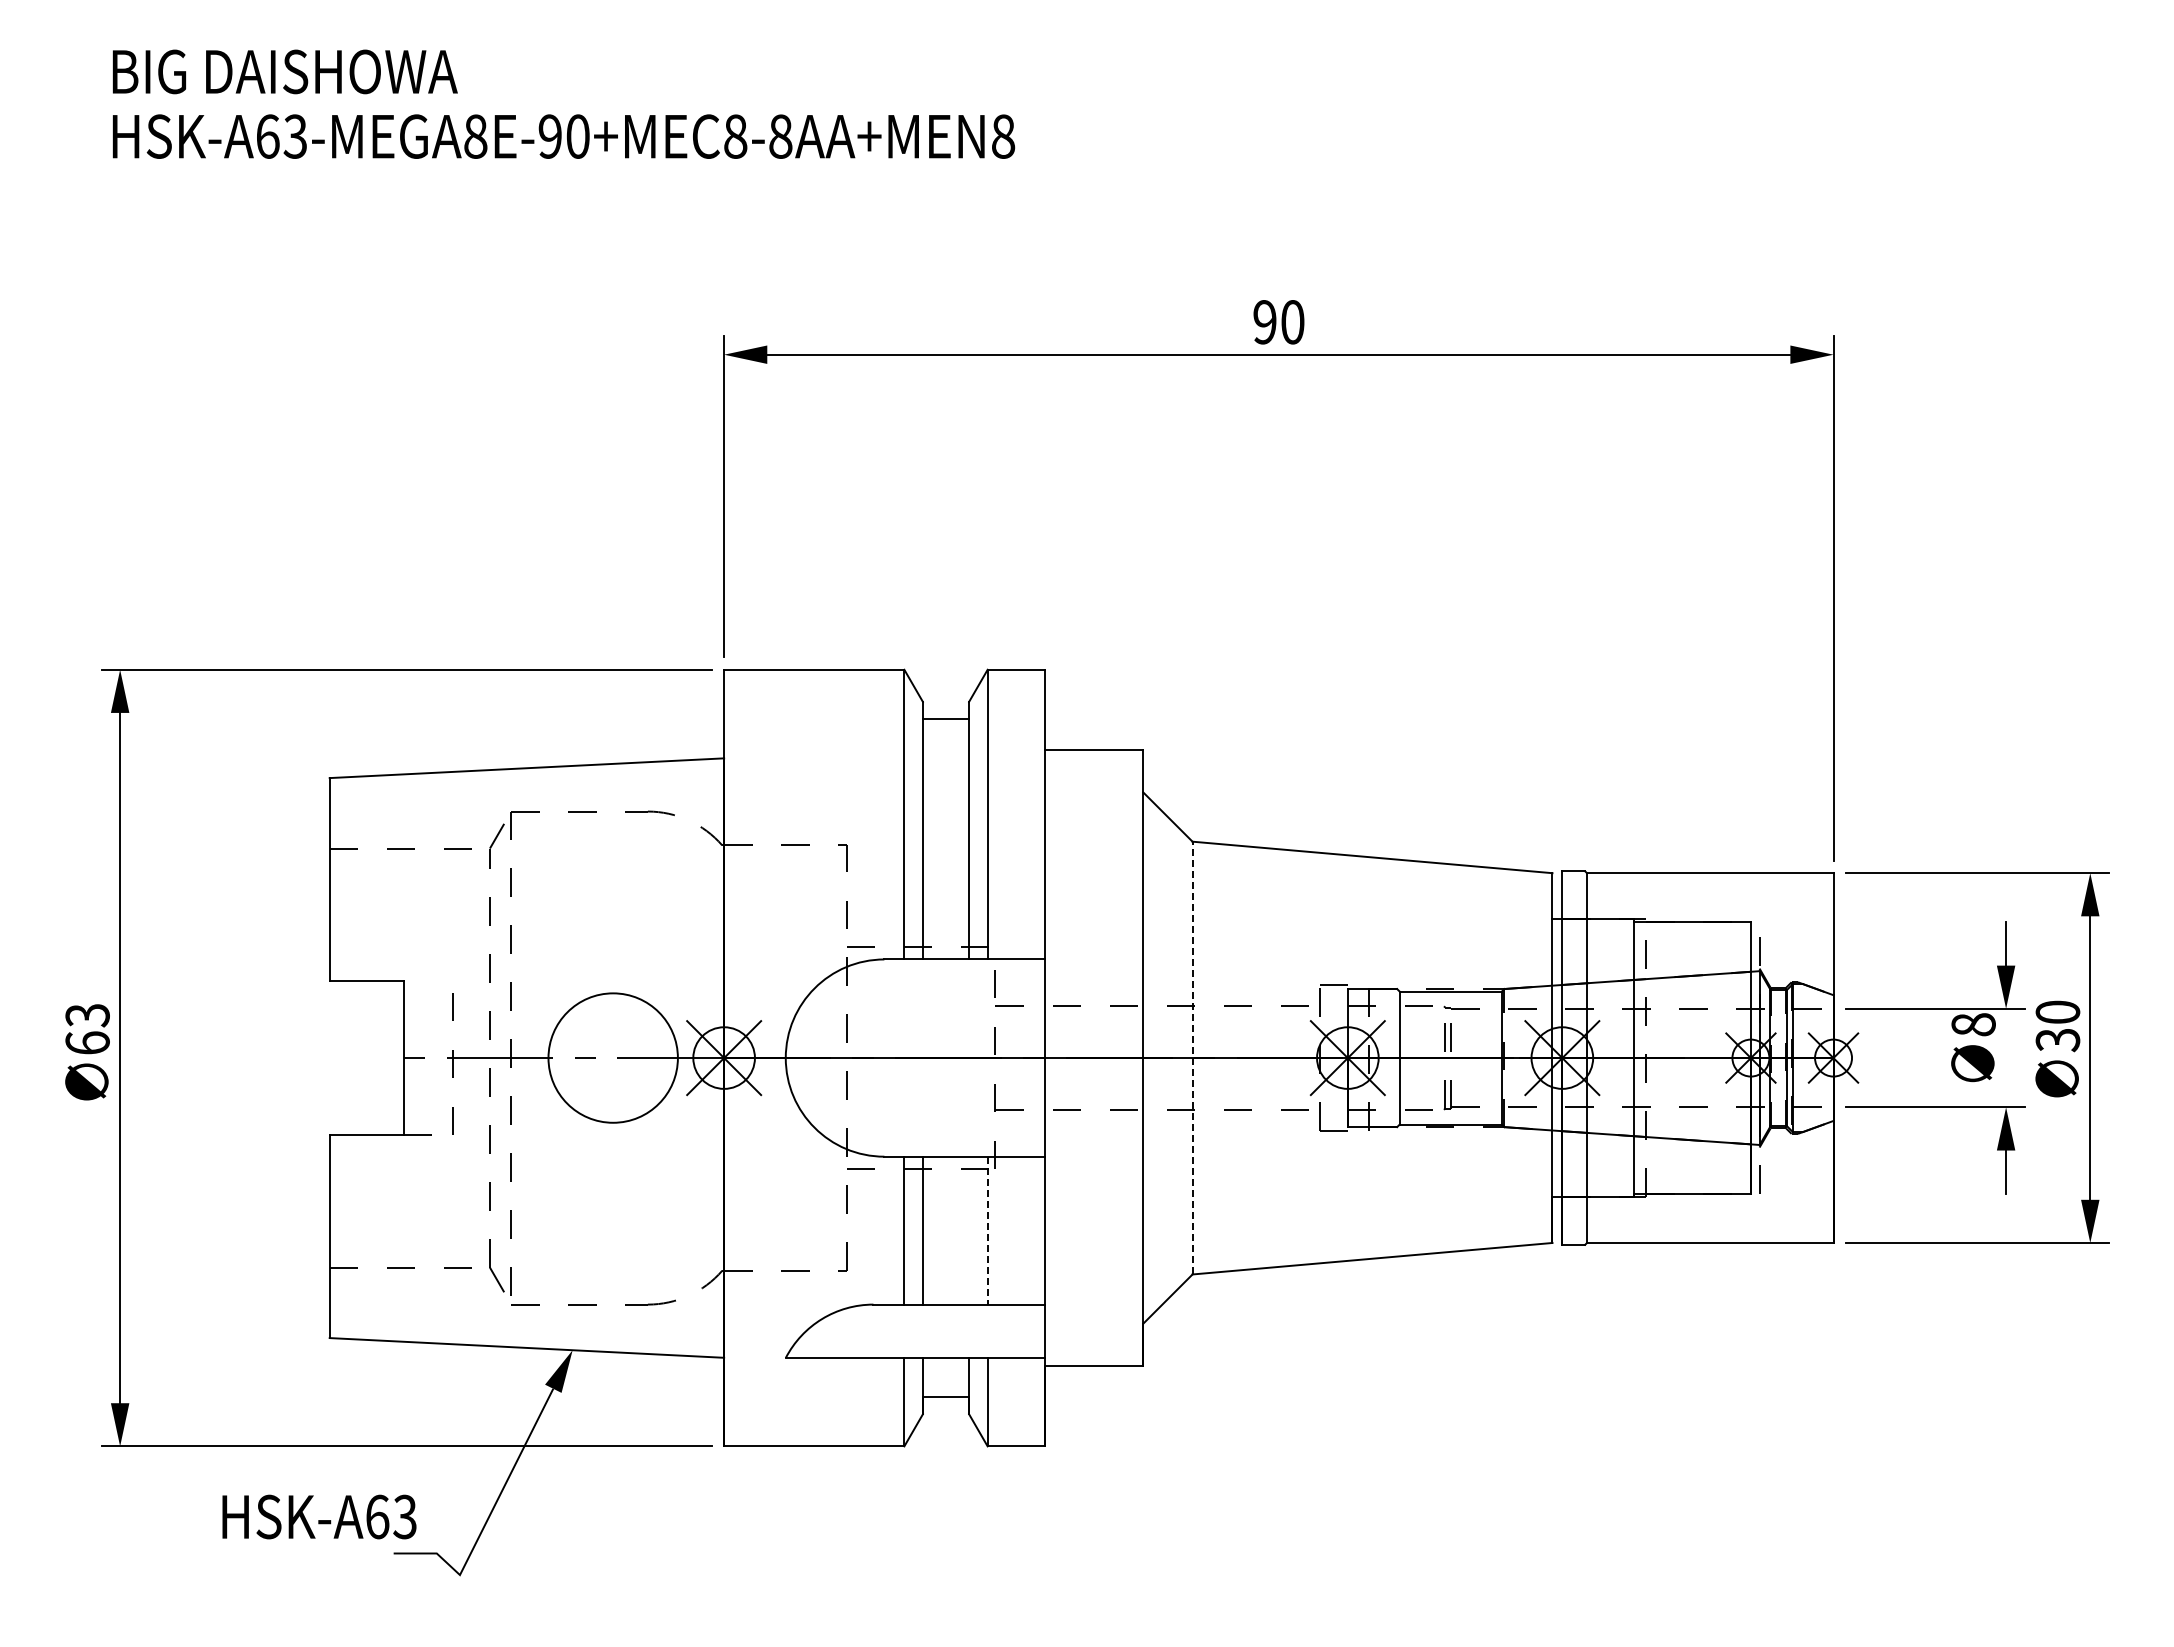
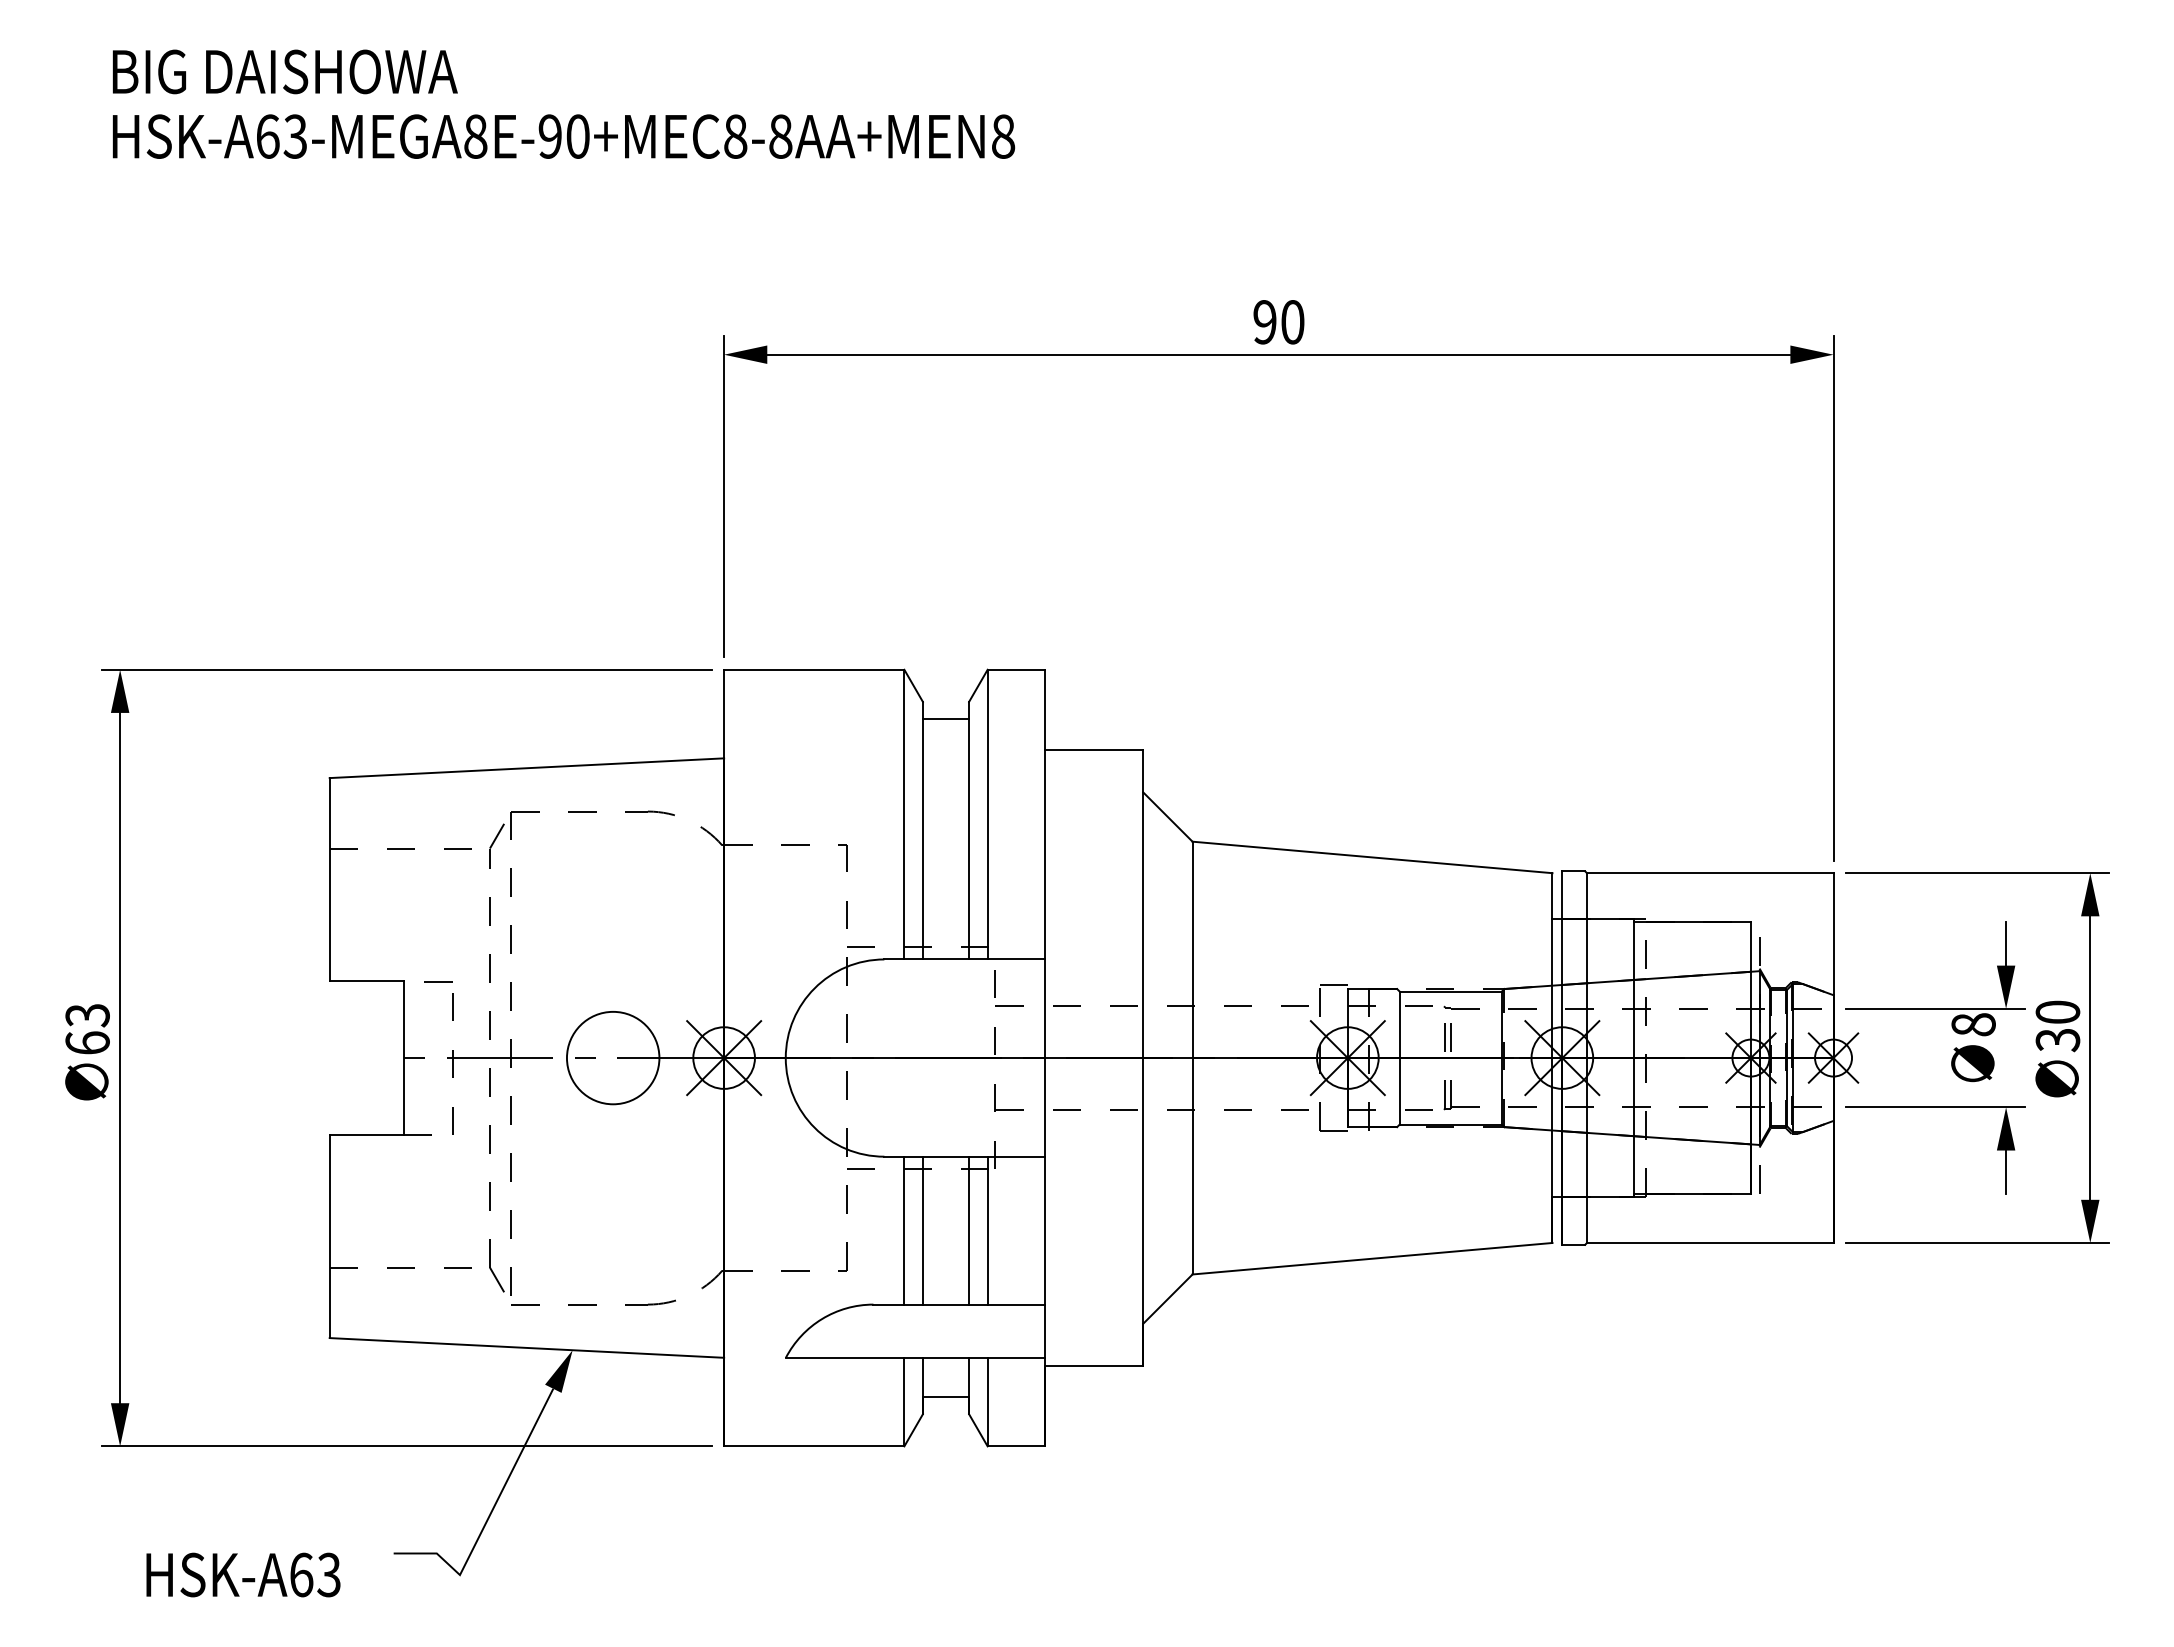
line: none -> present (438, 981)
circle diameter: 129 px -> 92 px (612, 1057)
line: dashed -> solid (1192, 1057)
line: none -> present (969, 1230)
line: dashed -> solid (987, 1230)
text position: (319, 1516) -> (243, 1574) (243, 1574)
